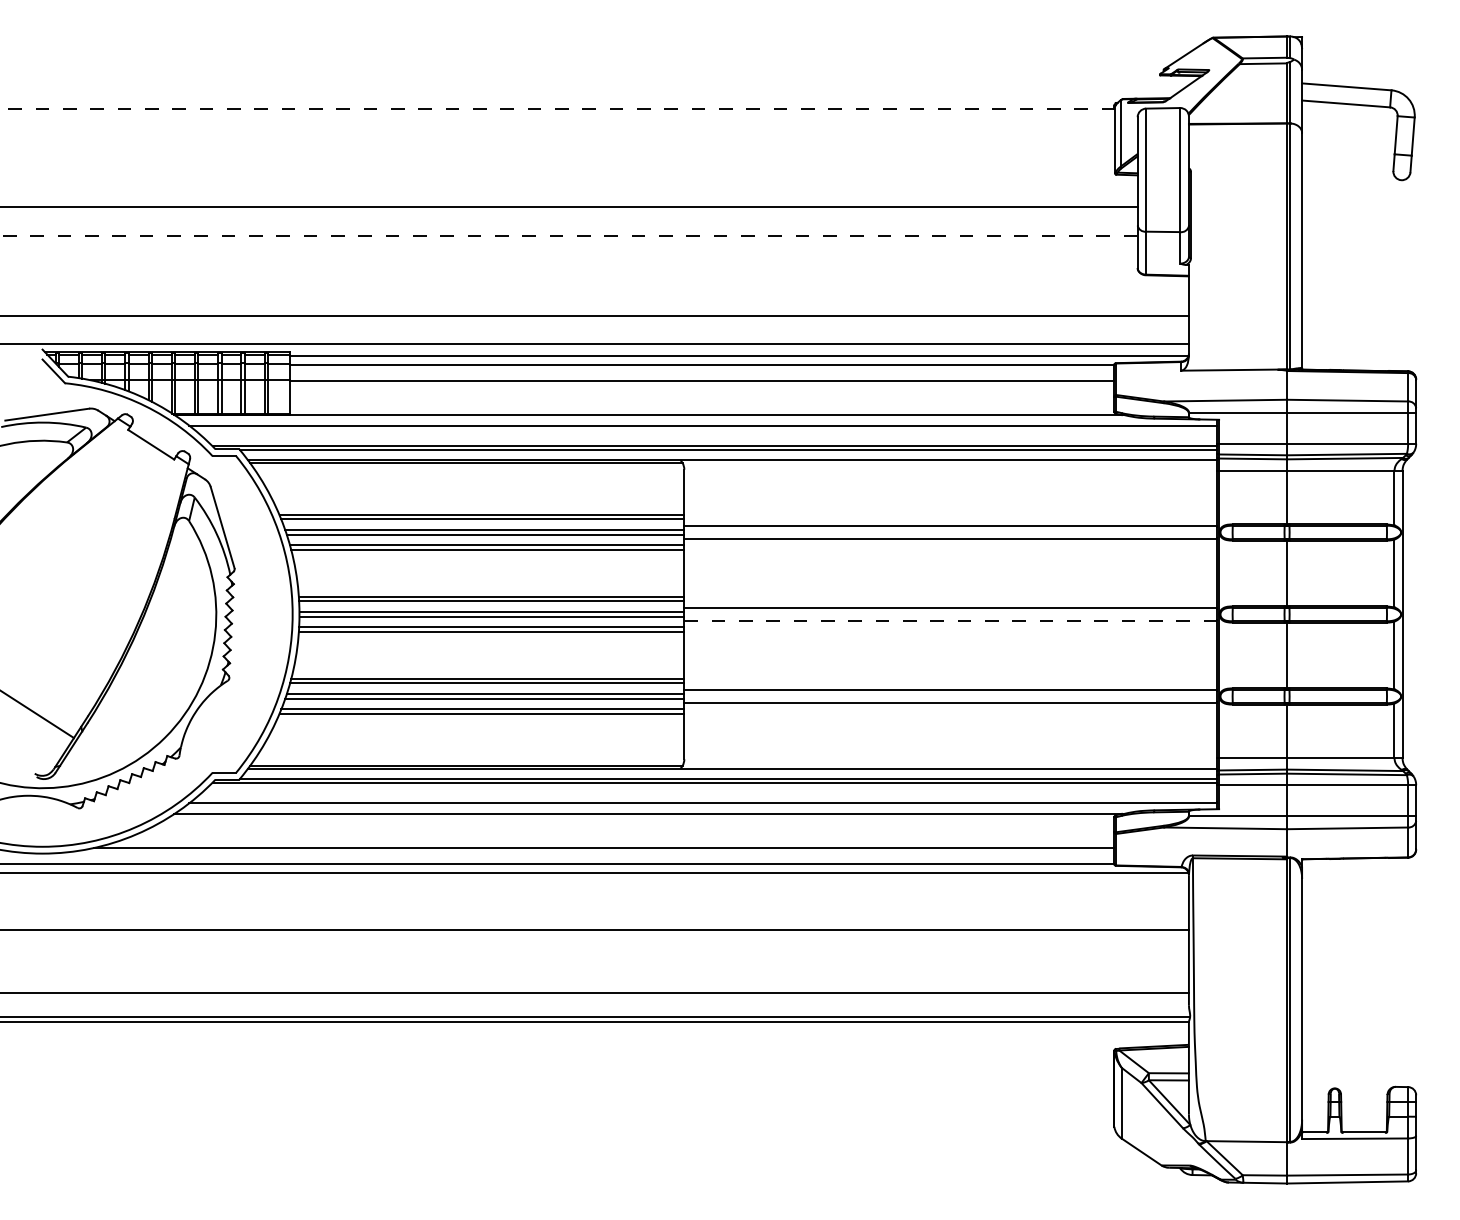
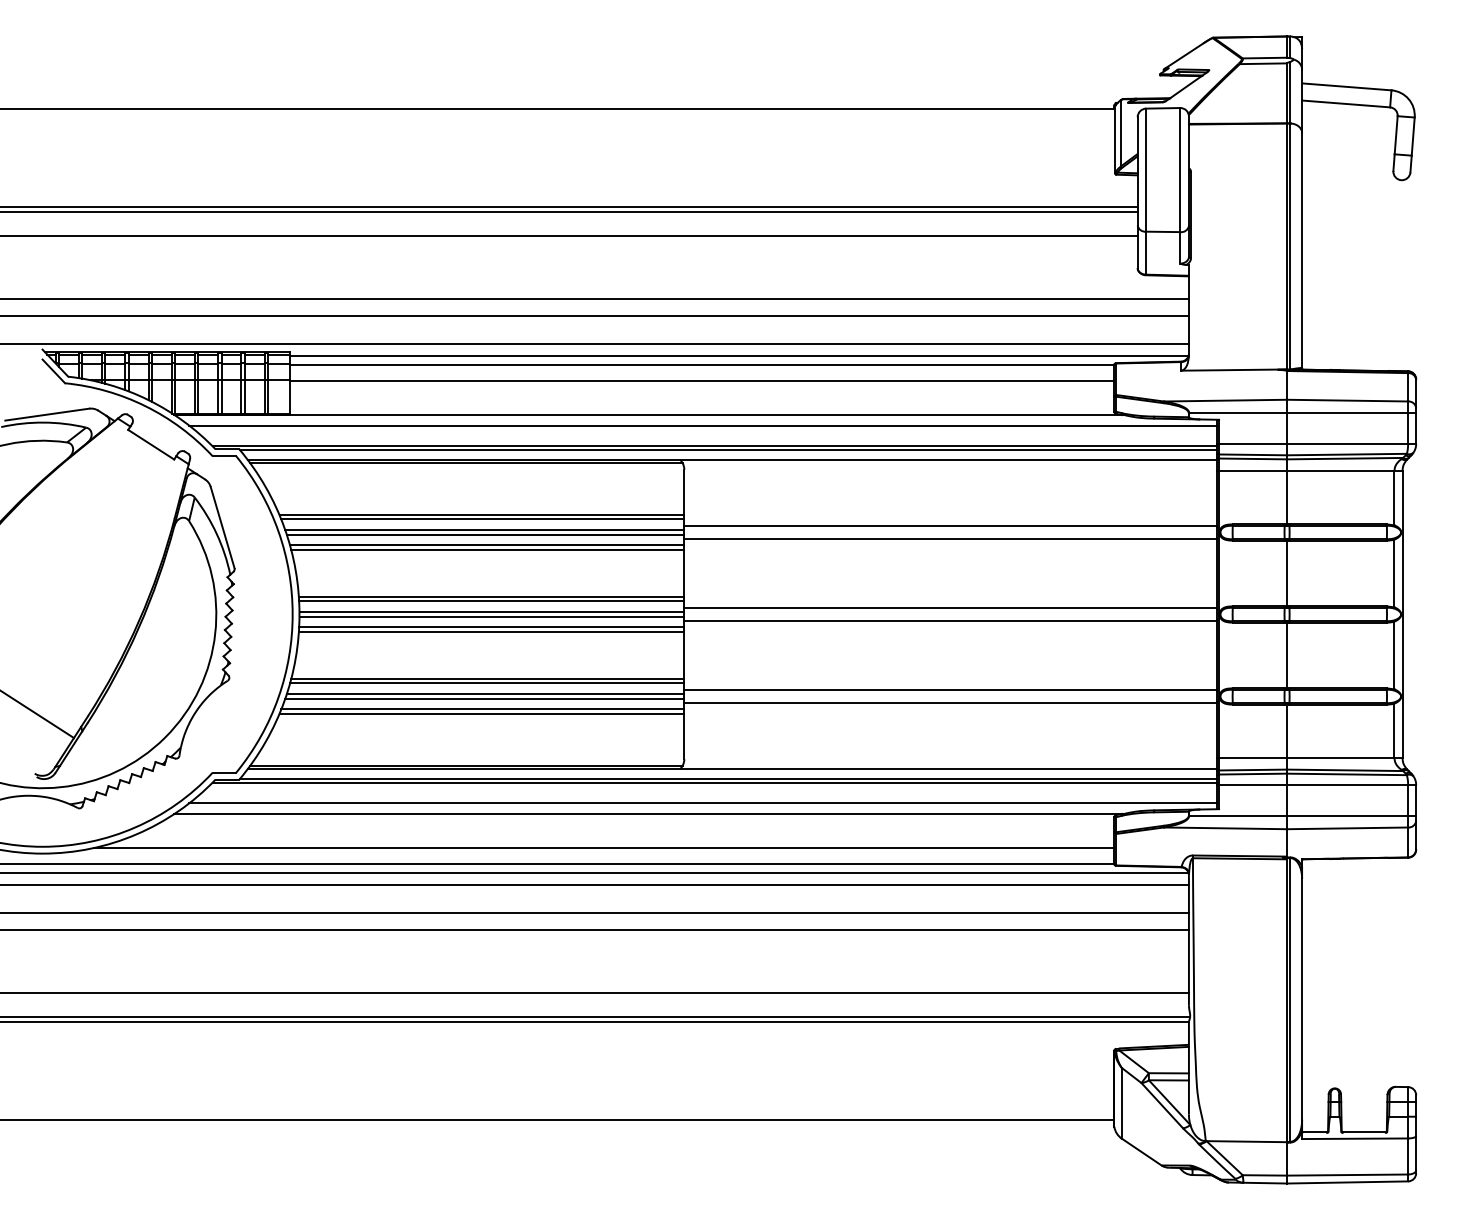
line: dashed -> solid (557, 109)
line: none -> present (569, 212)
line: dashed -> solid (569, 236)
line: none -> present (595, 299)
line: dashed -> solid (951, 621)
line: none -> present (595, 885)
line: none -> present (595, 913)
line: none -> present (558, 1119)
